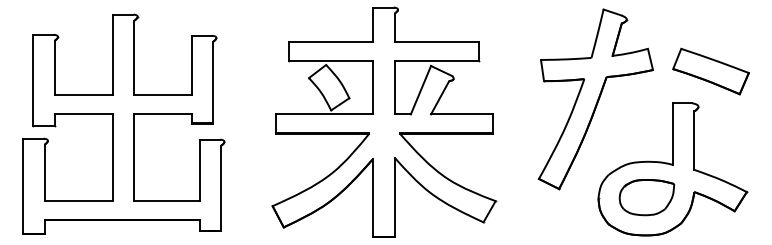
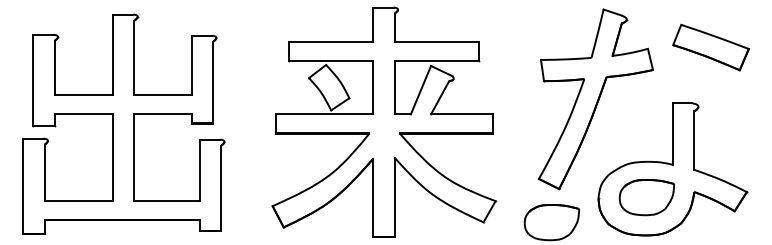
part position: (710, 71) -> (710, 47) (710, 47)
part: none -> present (551, 222)
